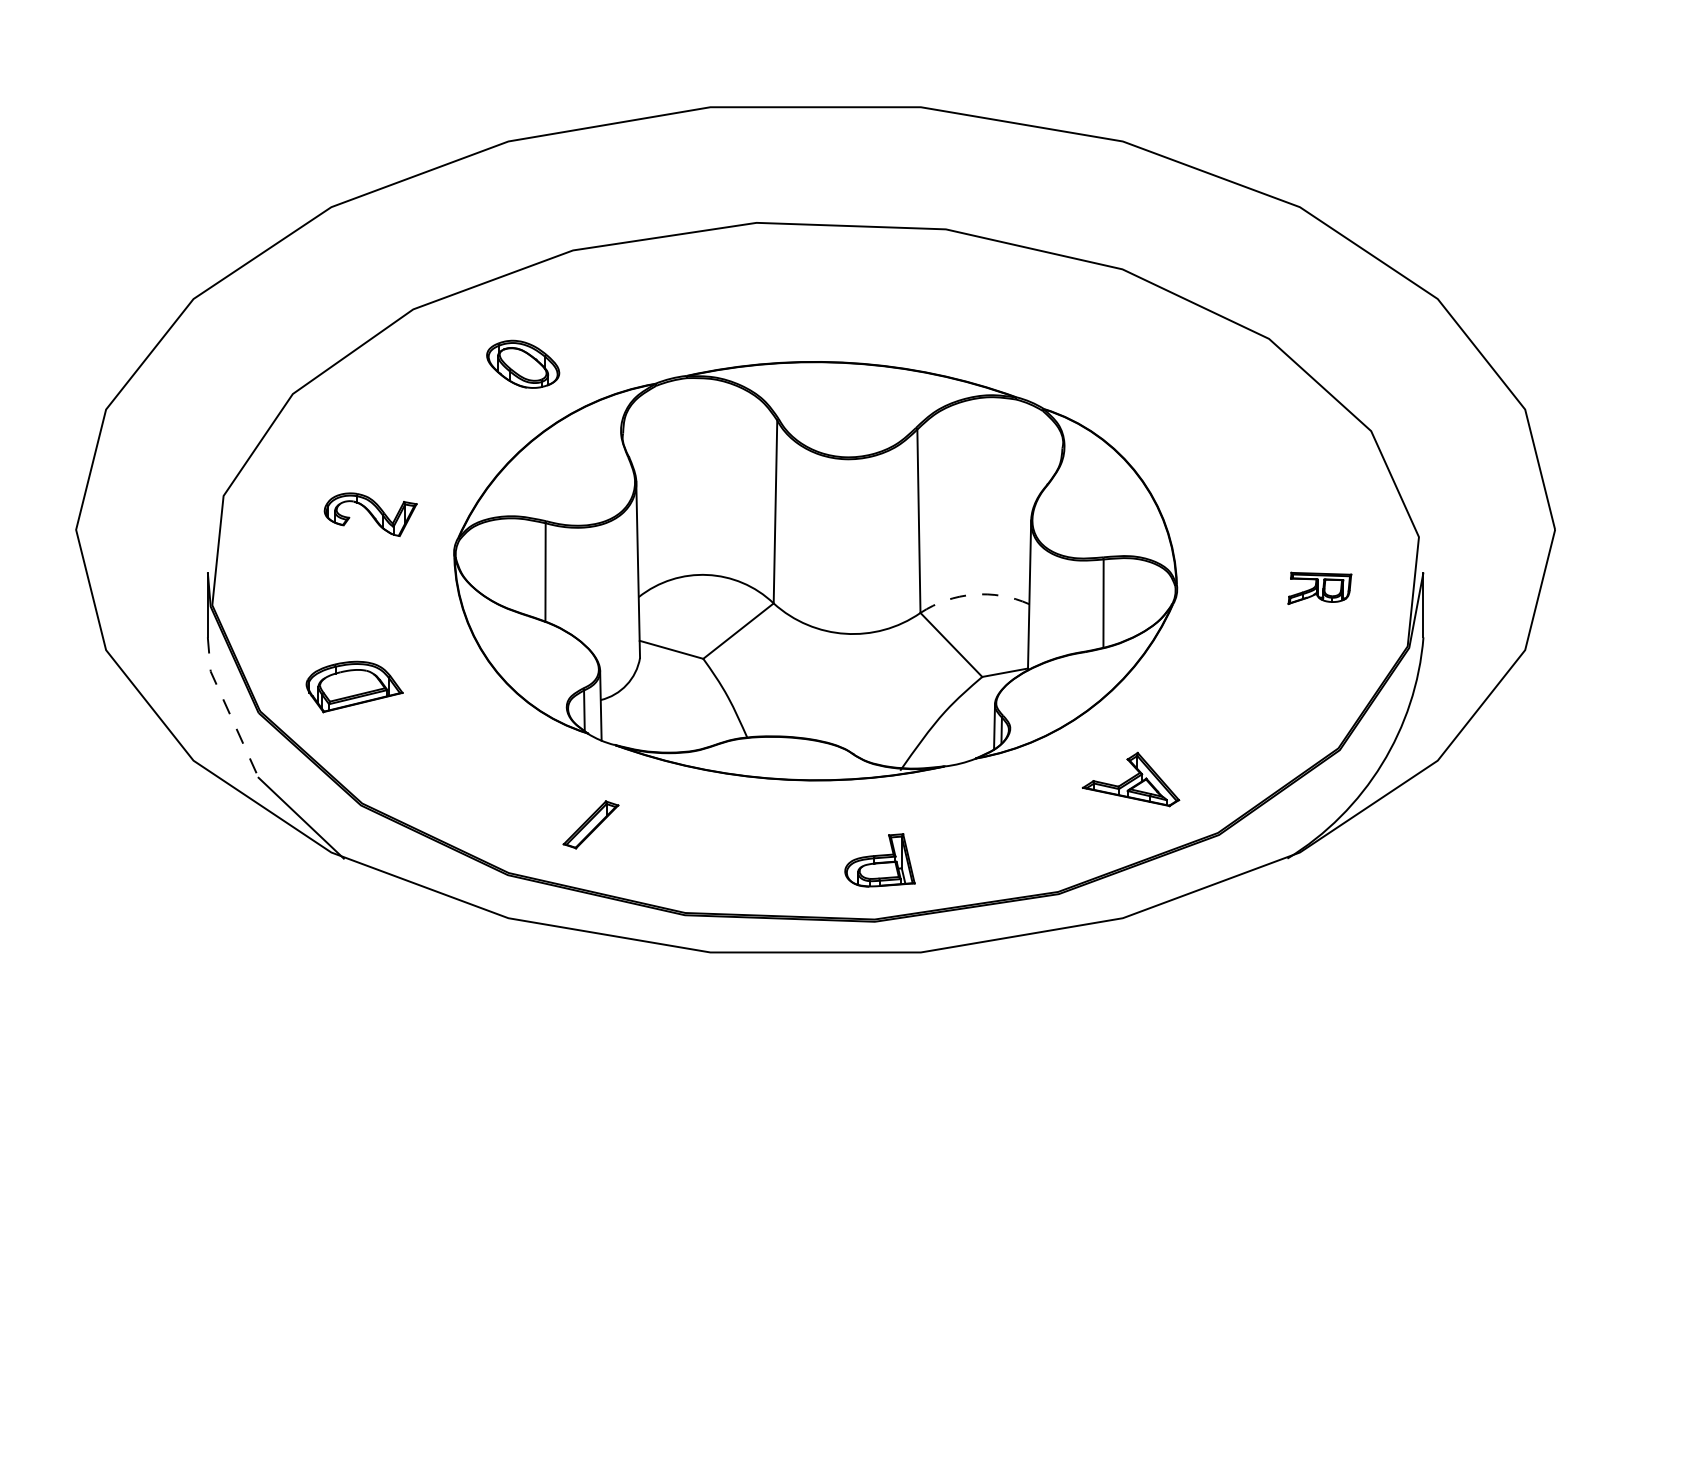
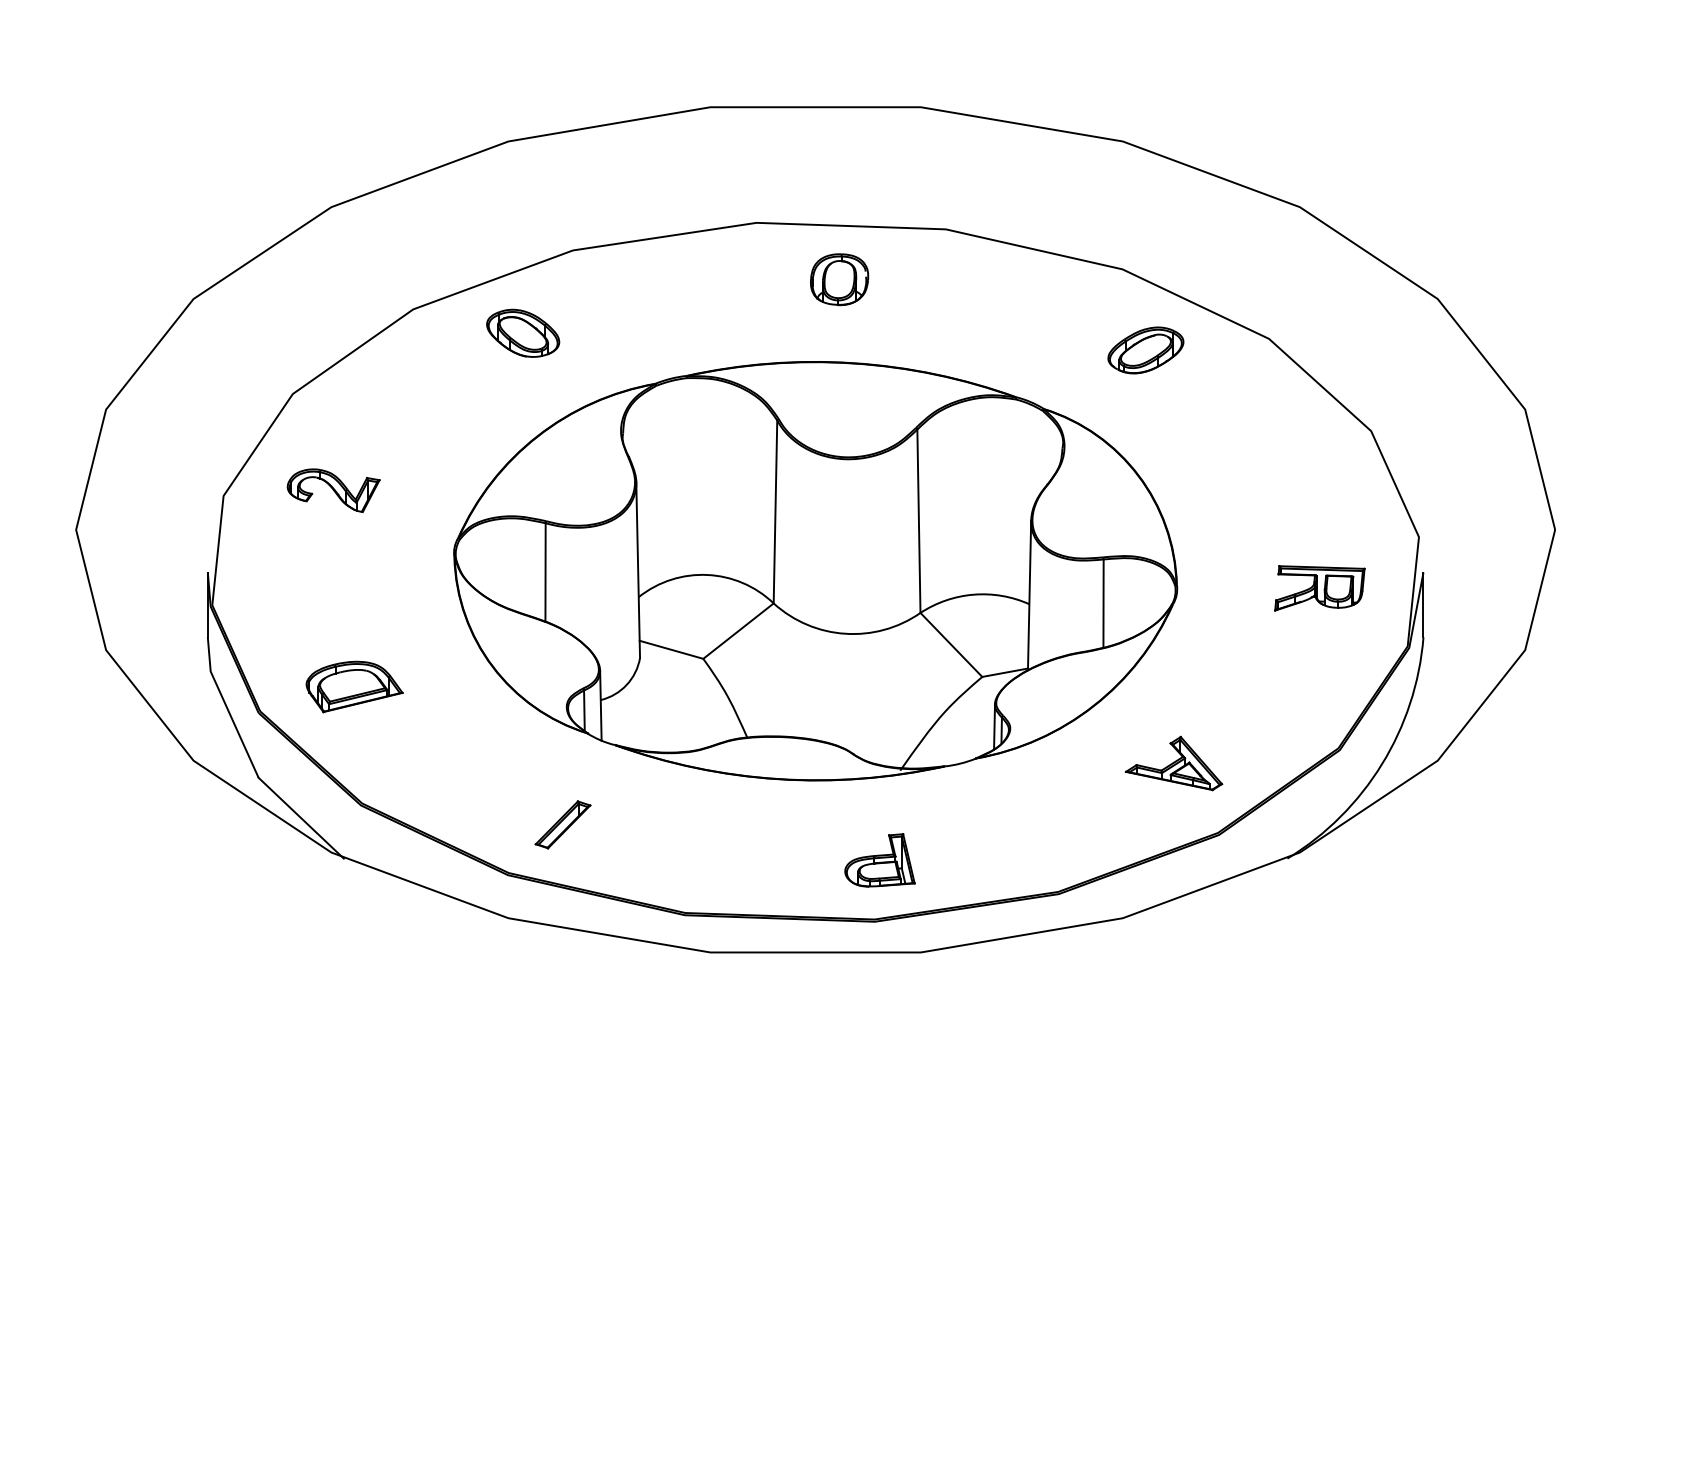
part: none -> present (839, 279)
part: none -> present (1145, 350)
part position: (523, 363) -> (523, 332) (523, 332)
part position: (370, 514) -> (333, 490) (333, 490)
part size: 66x34 px -> 92x47 px (1319, 588)
arc: dashed -> solid (973, 594)
line: dashed -> solid (227, 708)
part position: (1130, 779) -> (1173, 763) (1173, 763)
part position: (590, 824) -> (562, 824) (562, 824)
